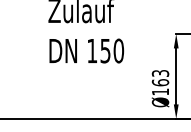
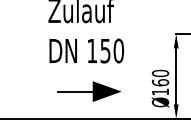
text: Ø163 -> Ø160 (160, 73)
part: none -> present (89, 91)
